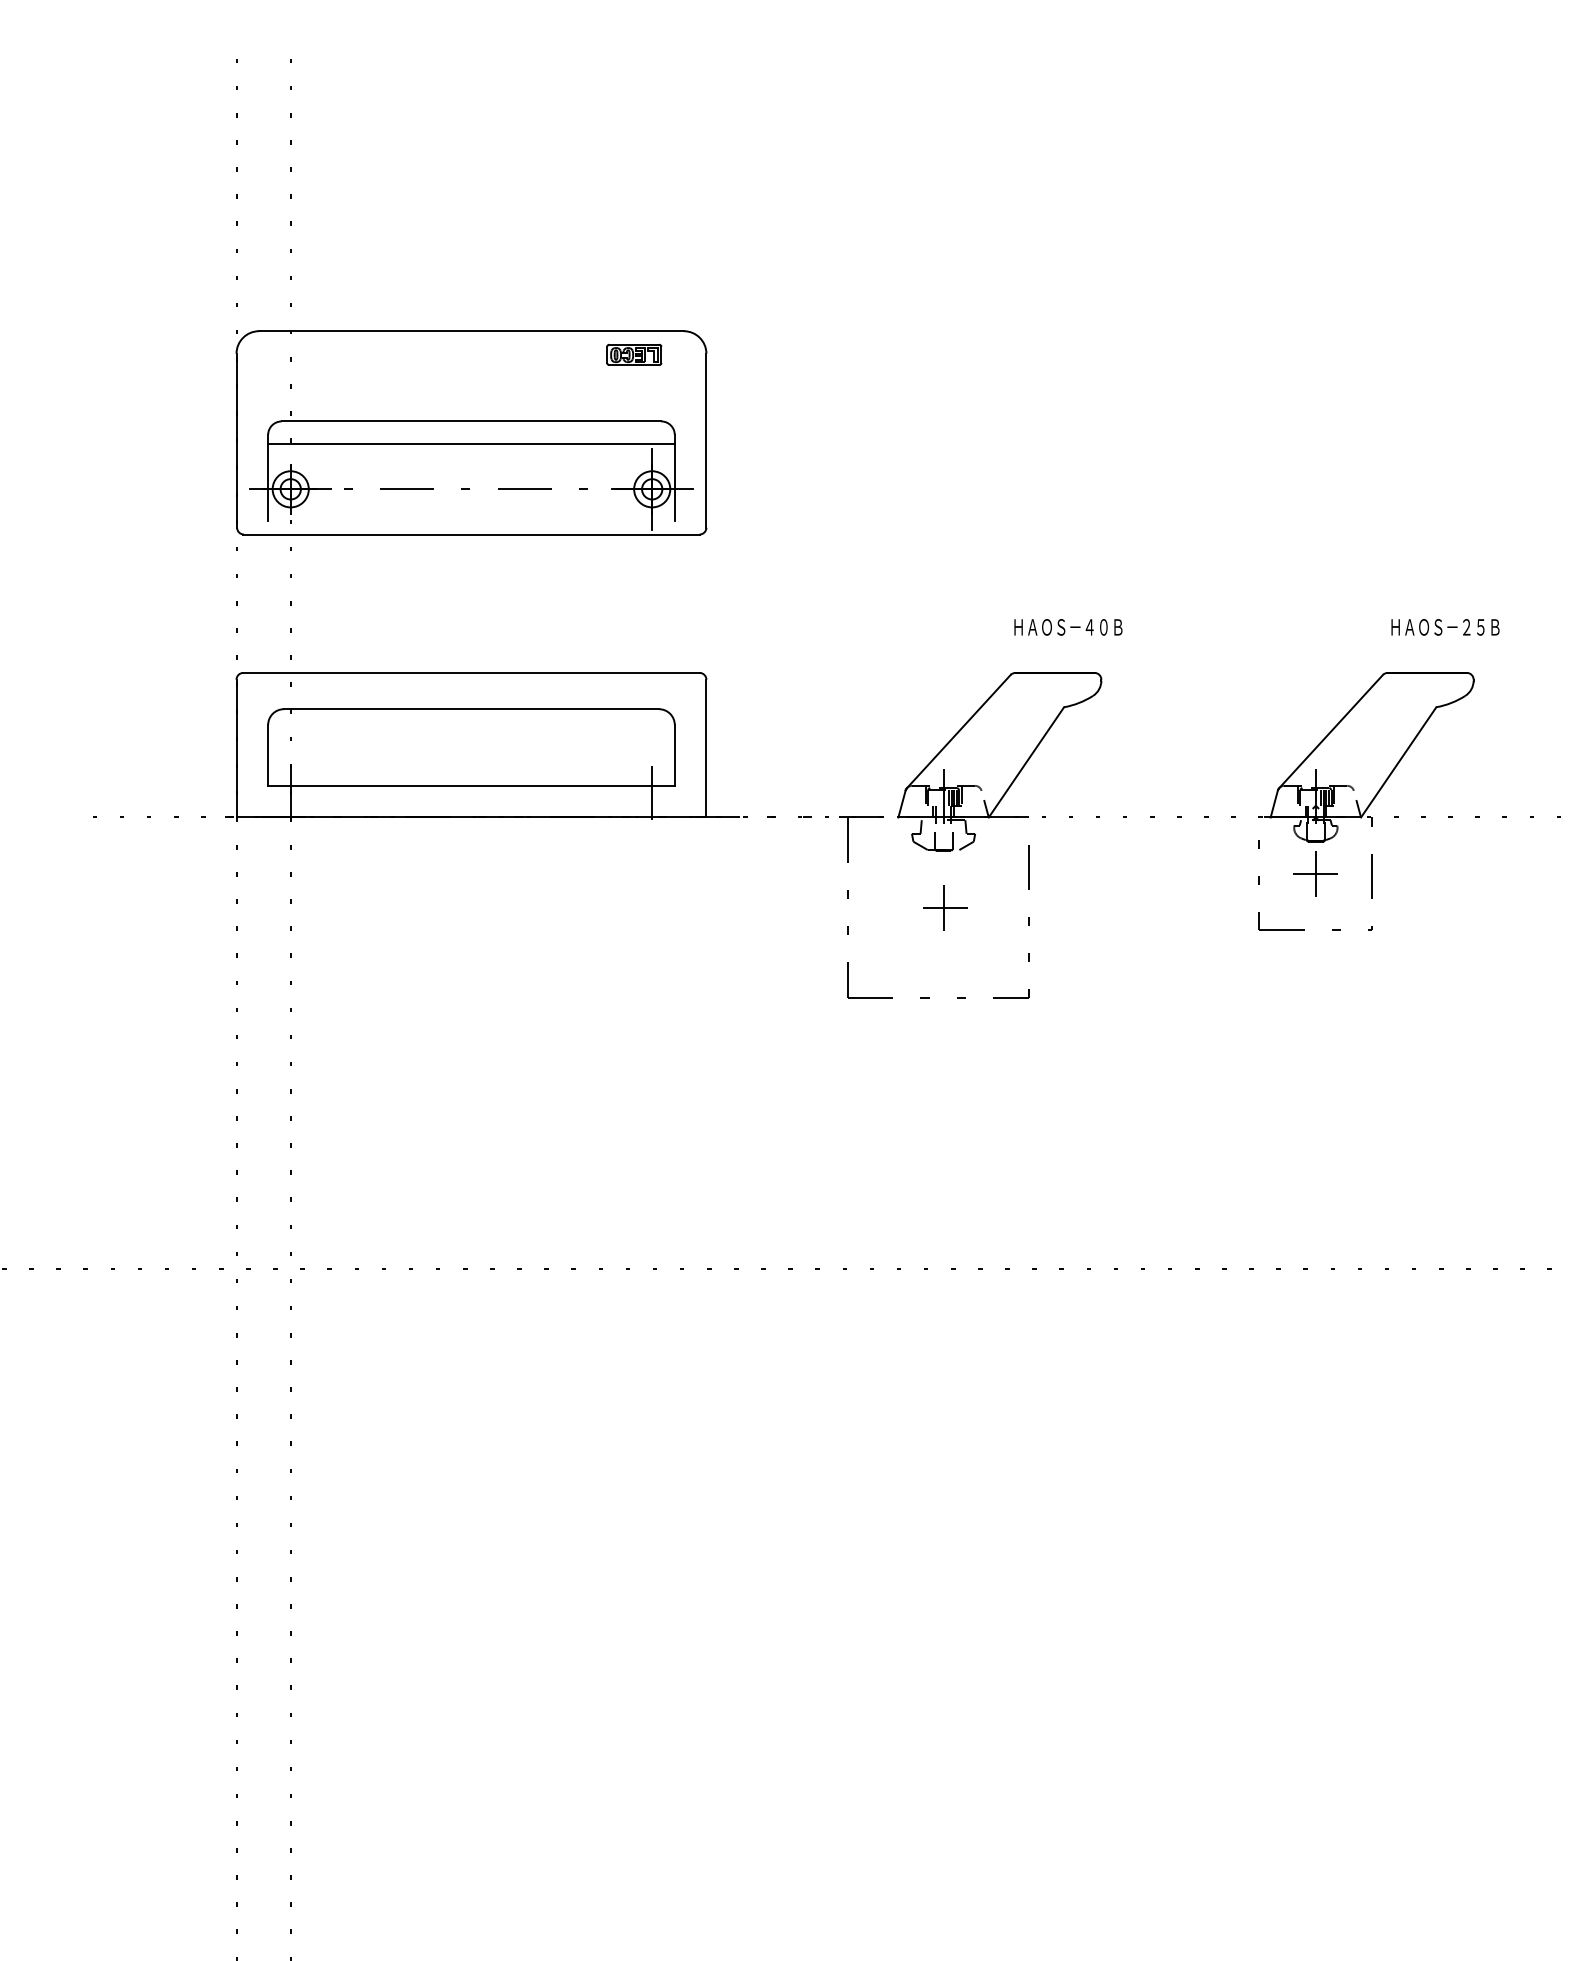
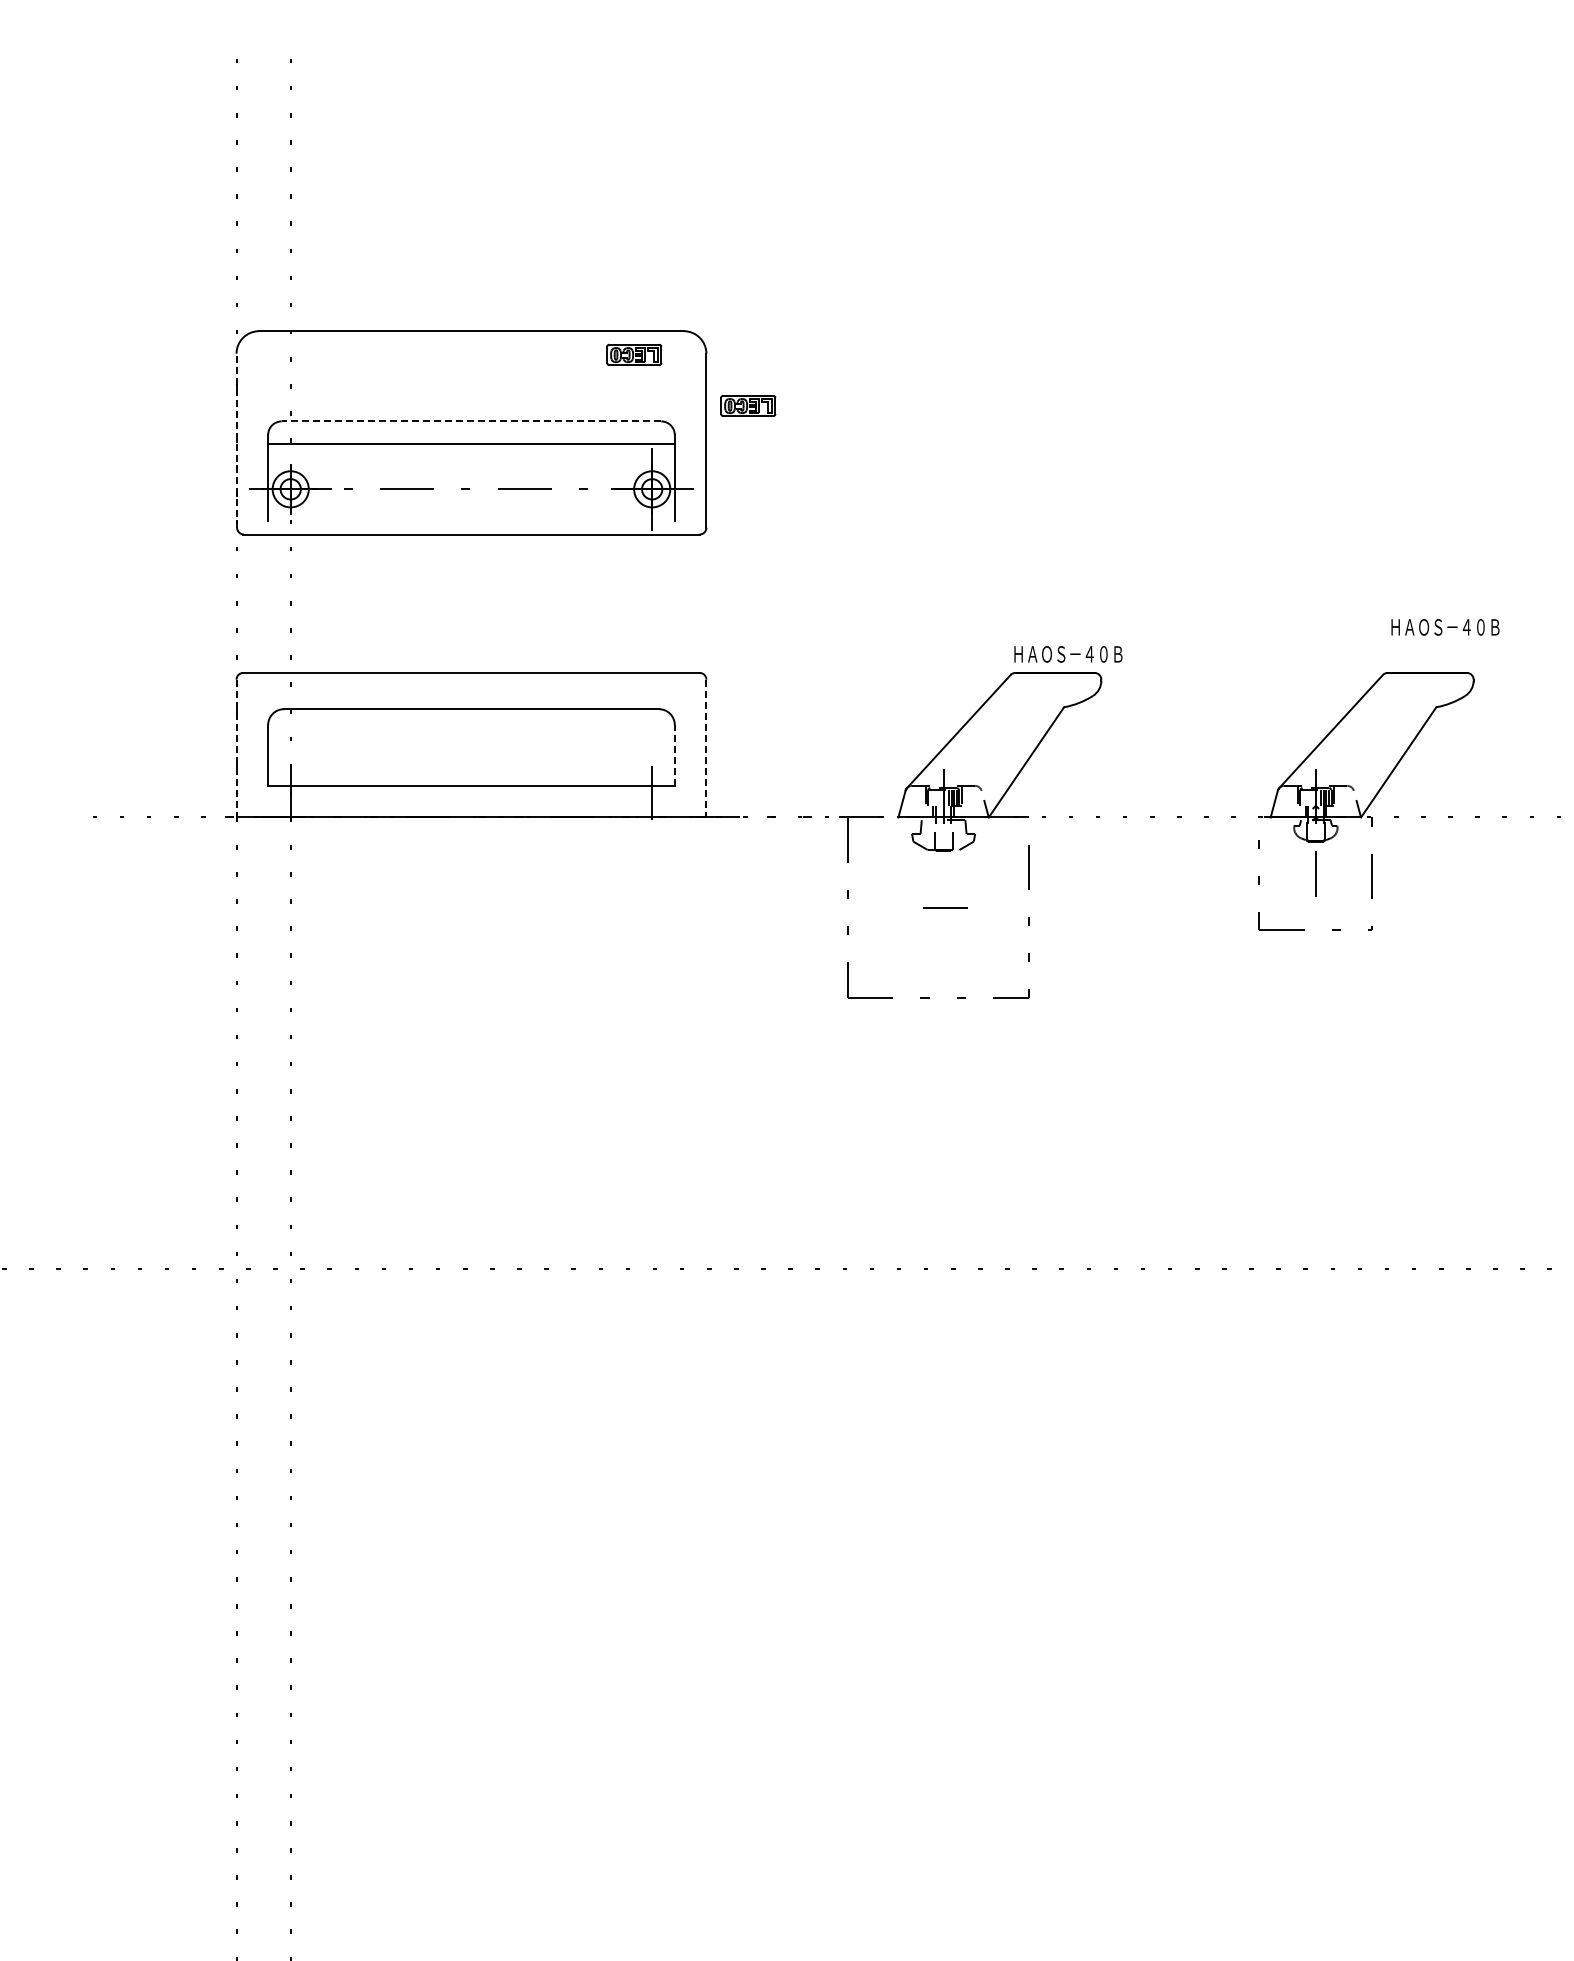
part: none -> present (748, 405)
line: solid -> dashed (471, 421)
line: solid -> dashed (236, 440)
text position: (1068, 627) -> (1068, 654) (1068, 654)
text: ＨＡＯＳ－２５Ｂ -> ＨＡＯＳ－４０Ｂ (1473, 627)
line: solid -> dashed (236, 748)
line: solid -> dashed (706, 748)
line: solid -> dashed (674, 754)
line: present -> none (1315, 873)
line: present -> none (943, 907)
